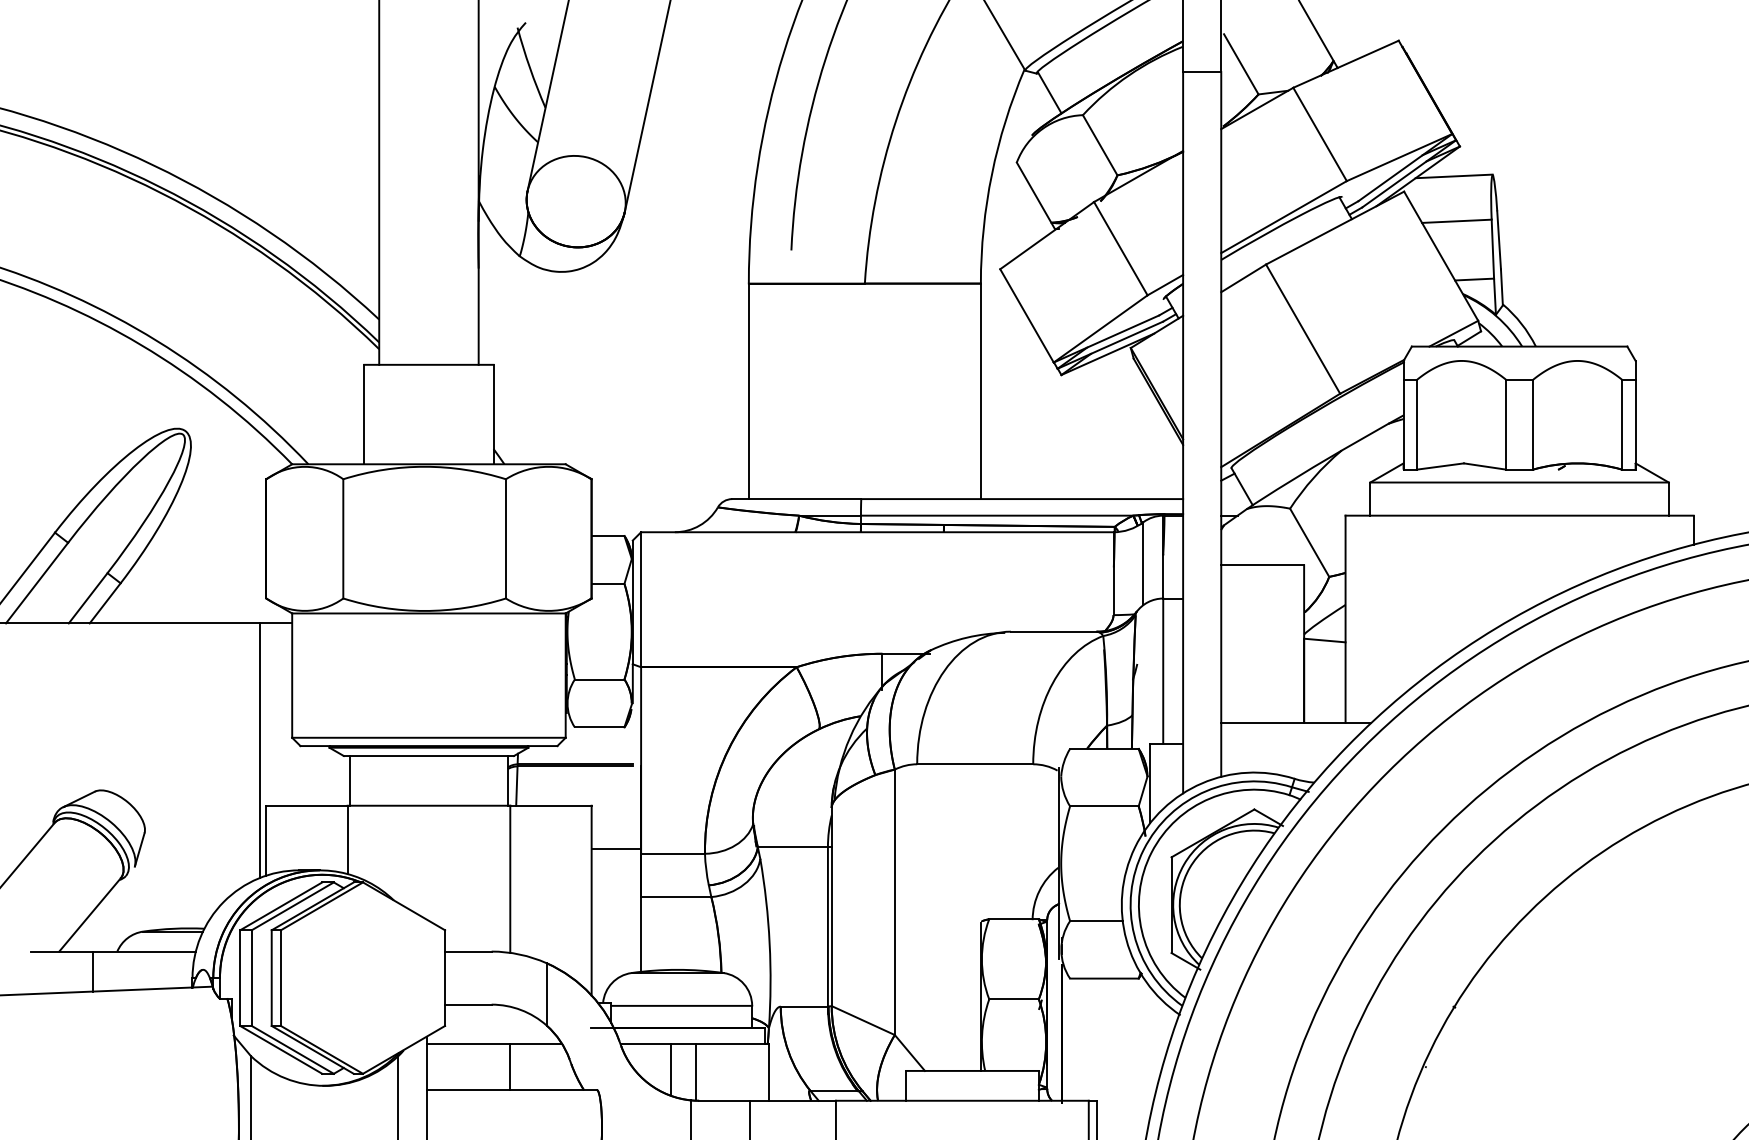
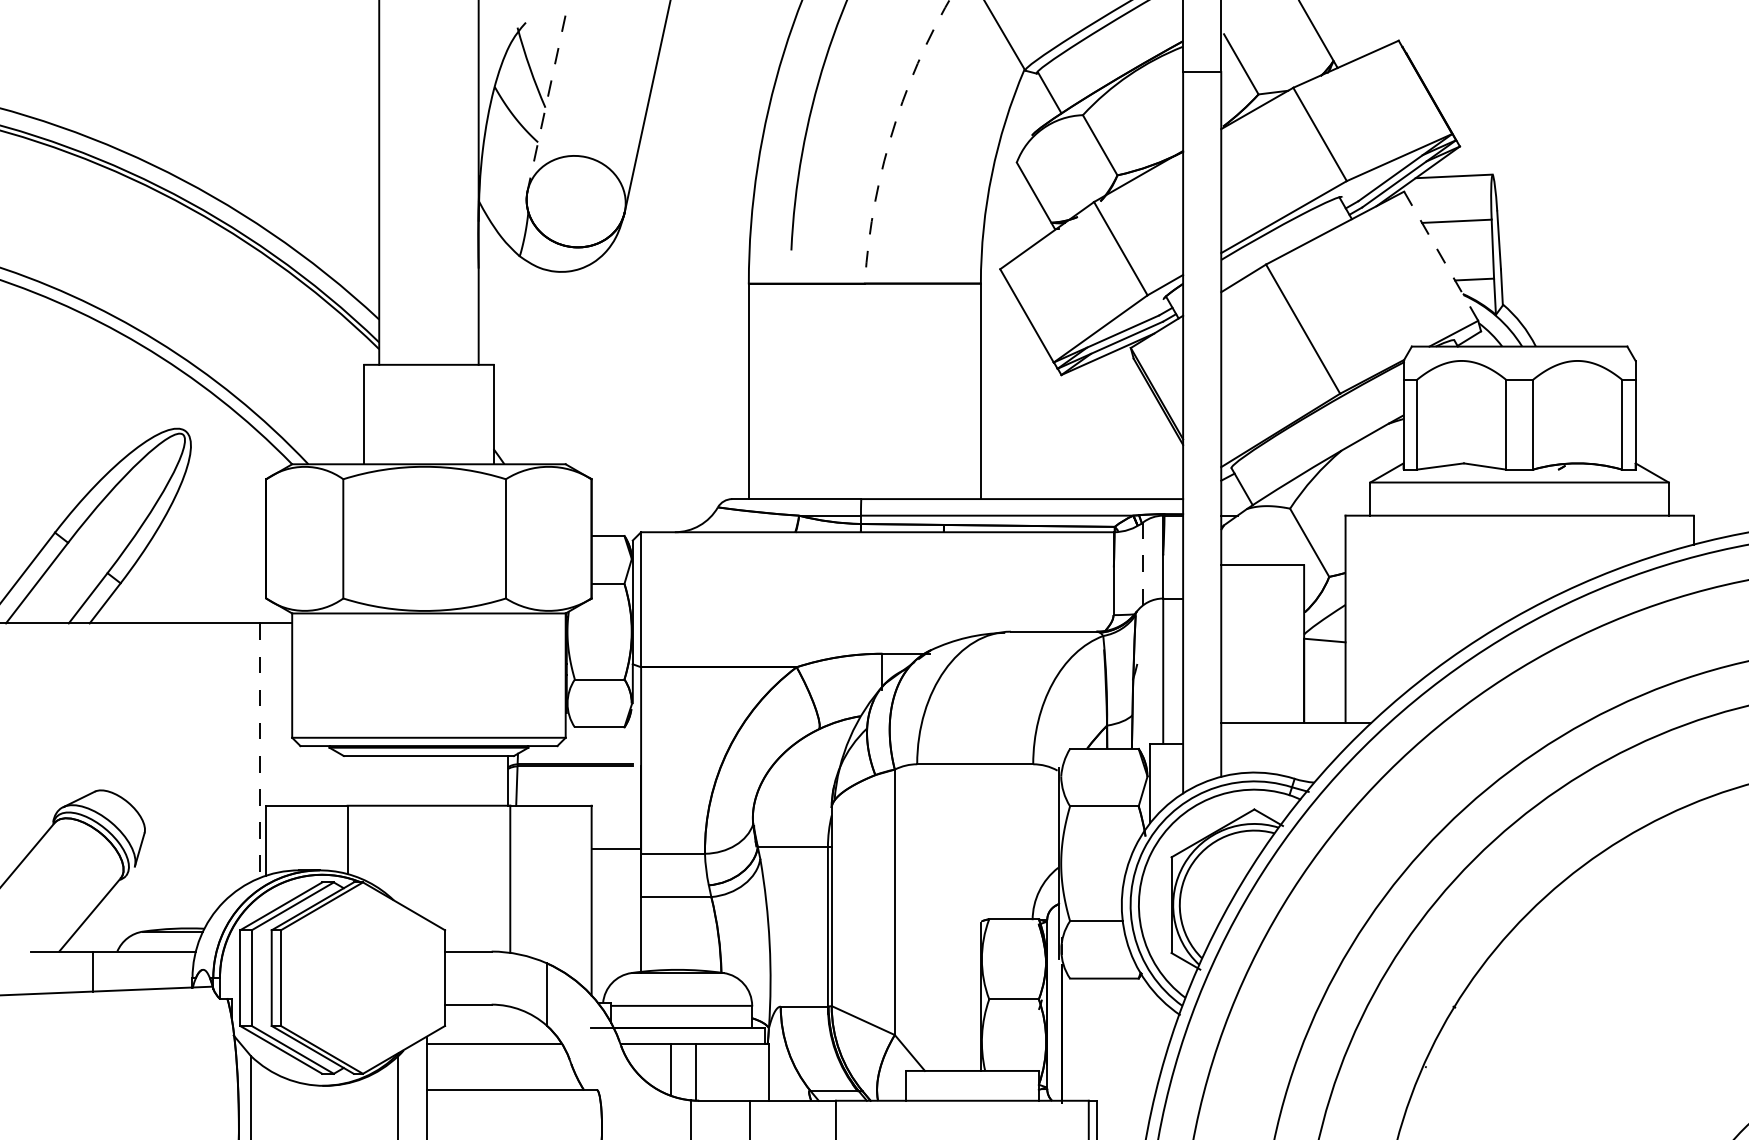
line: solid -> dashed (548, 96)
arc: solid -> dashed (890, 137)
line: solid -> dashed (1440, 255)
line: solid -> dashed (1143, 564)
line: solid -> dashed (259, 751)
line: present -> none (350, 780)
line: present -> none (510, 1067)
